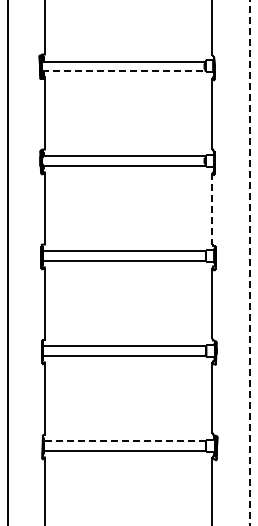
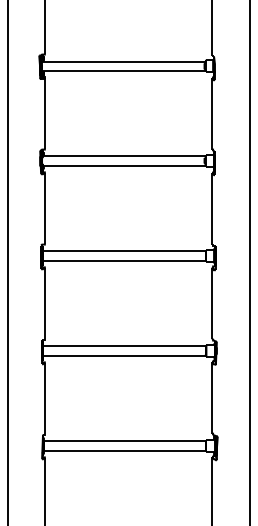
line: dashed -> solid (123, 70)
line: dashed -> solid (212, 208)
line: dashed -> solid (250, 262)
line: dashed -> solid (124, 441)
